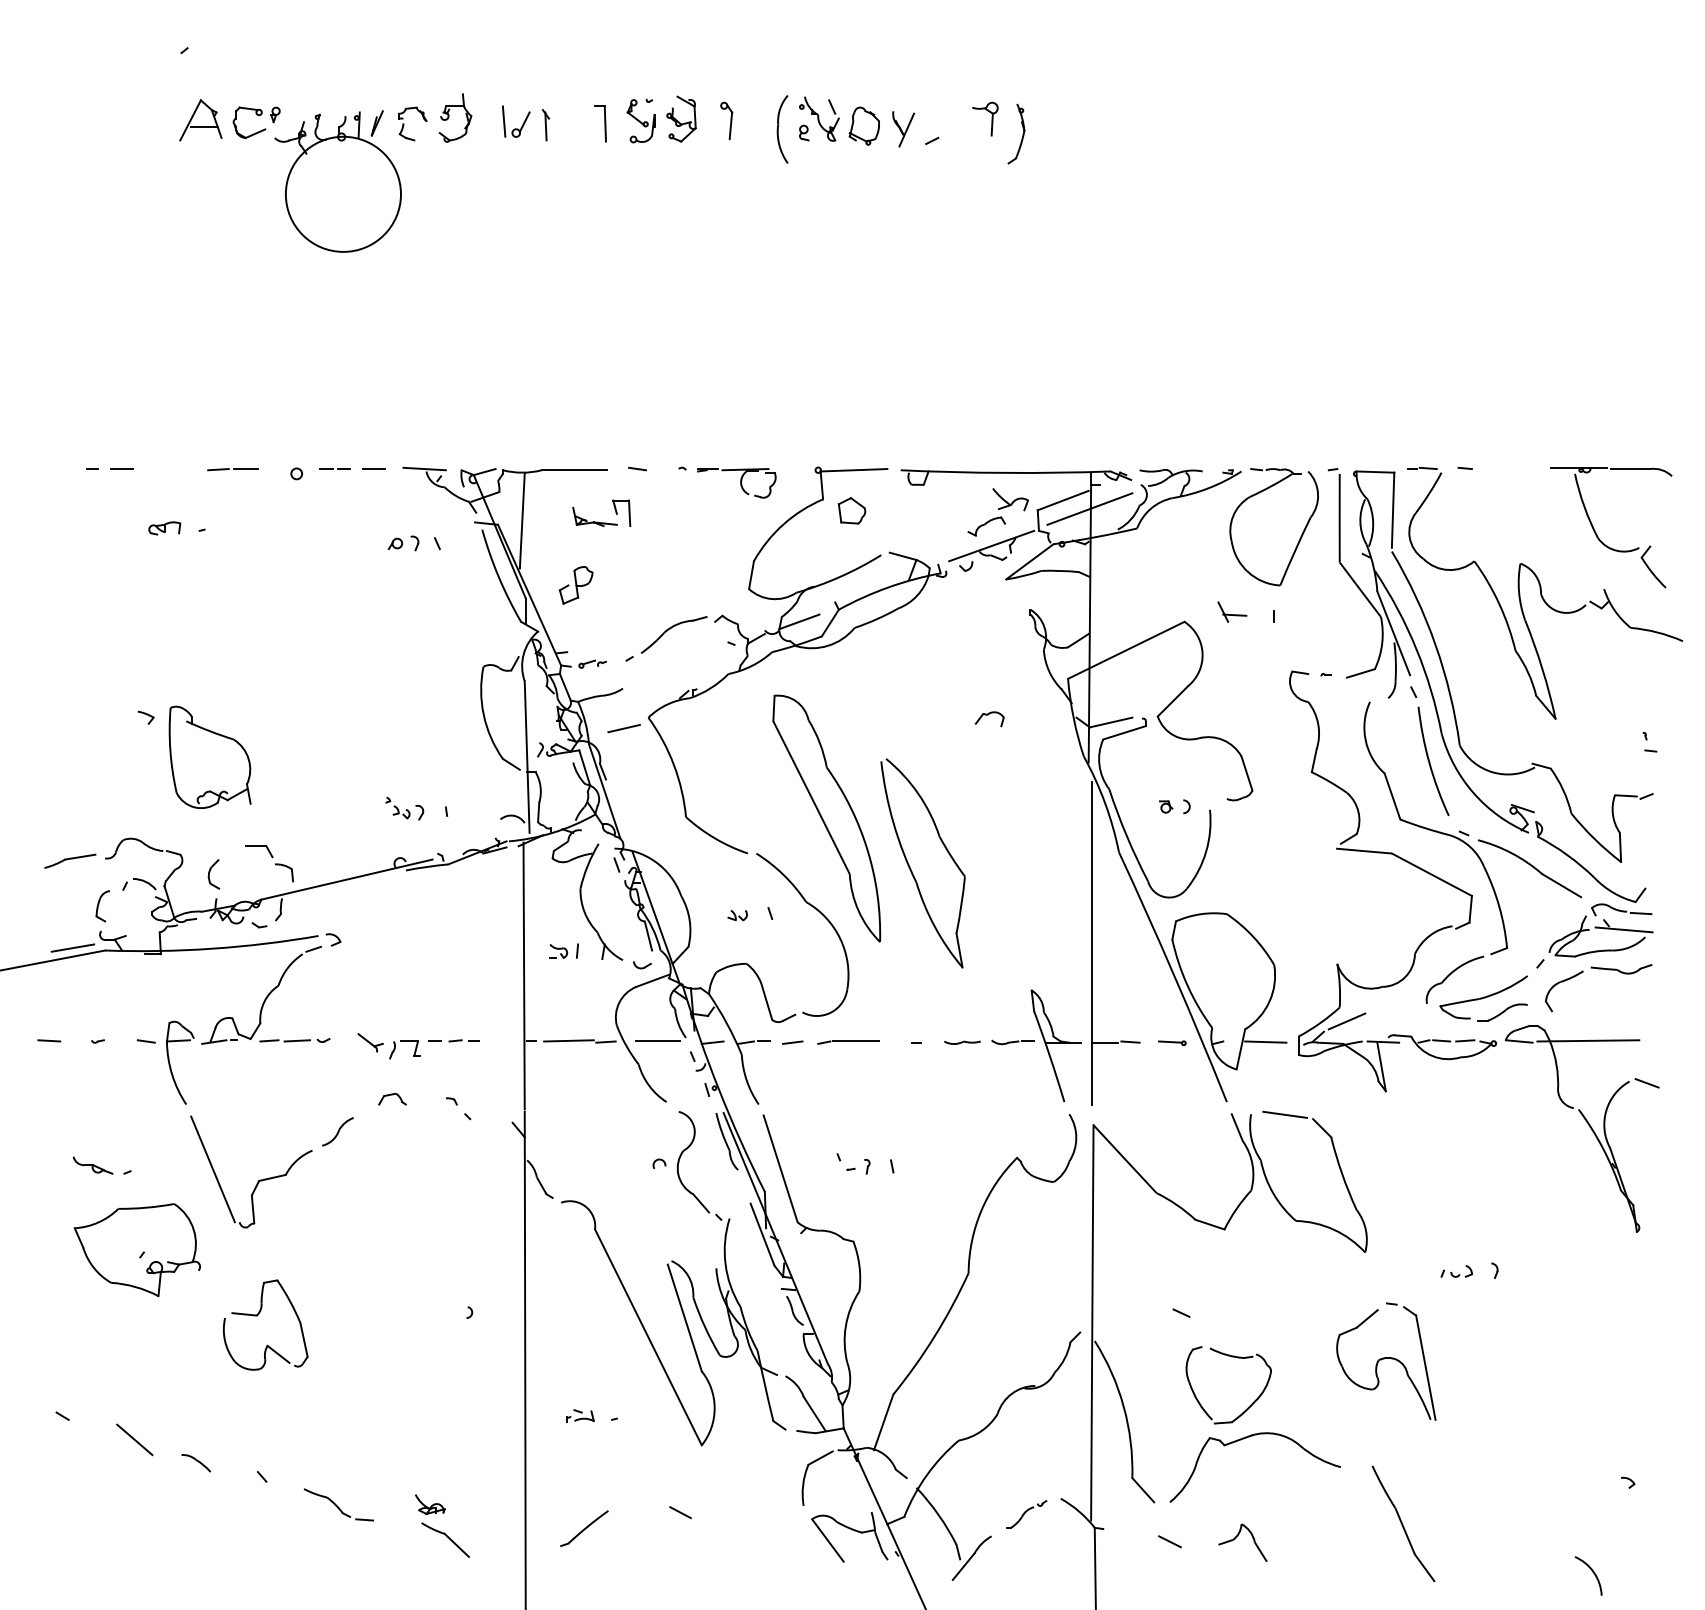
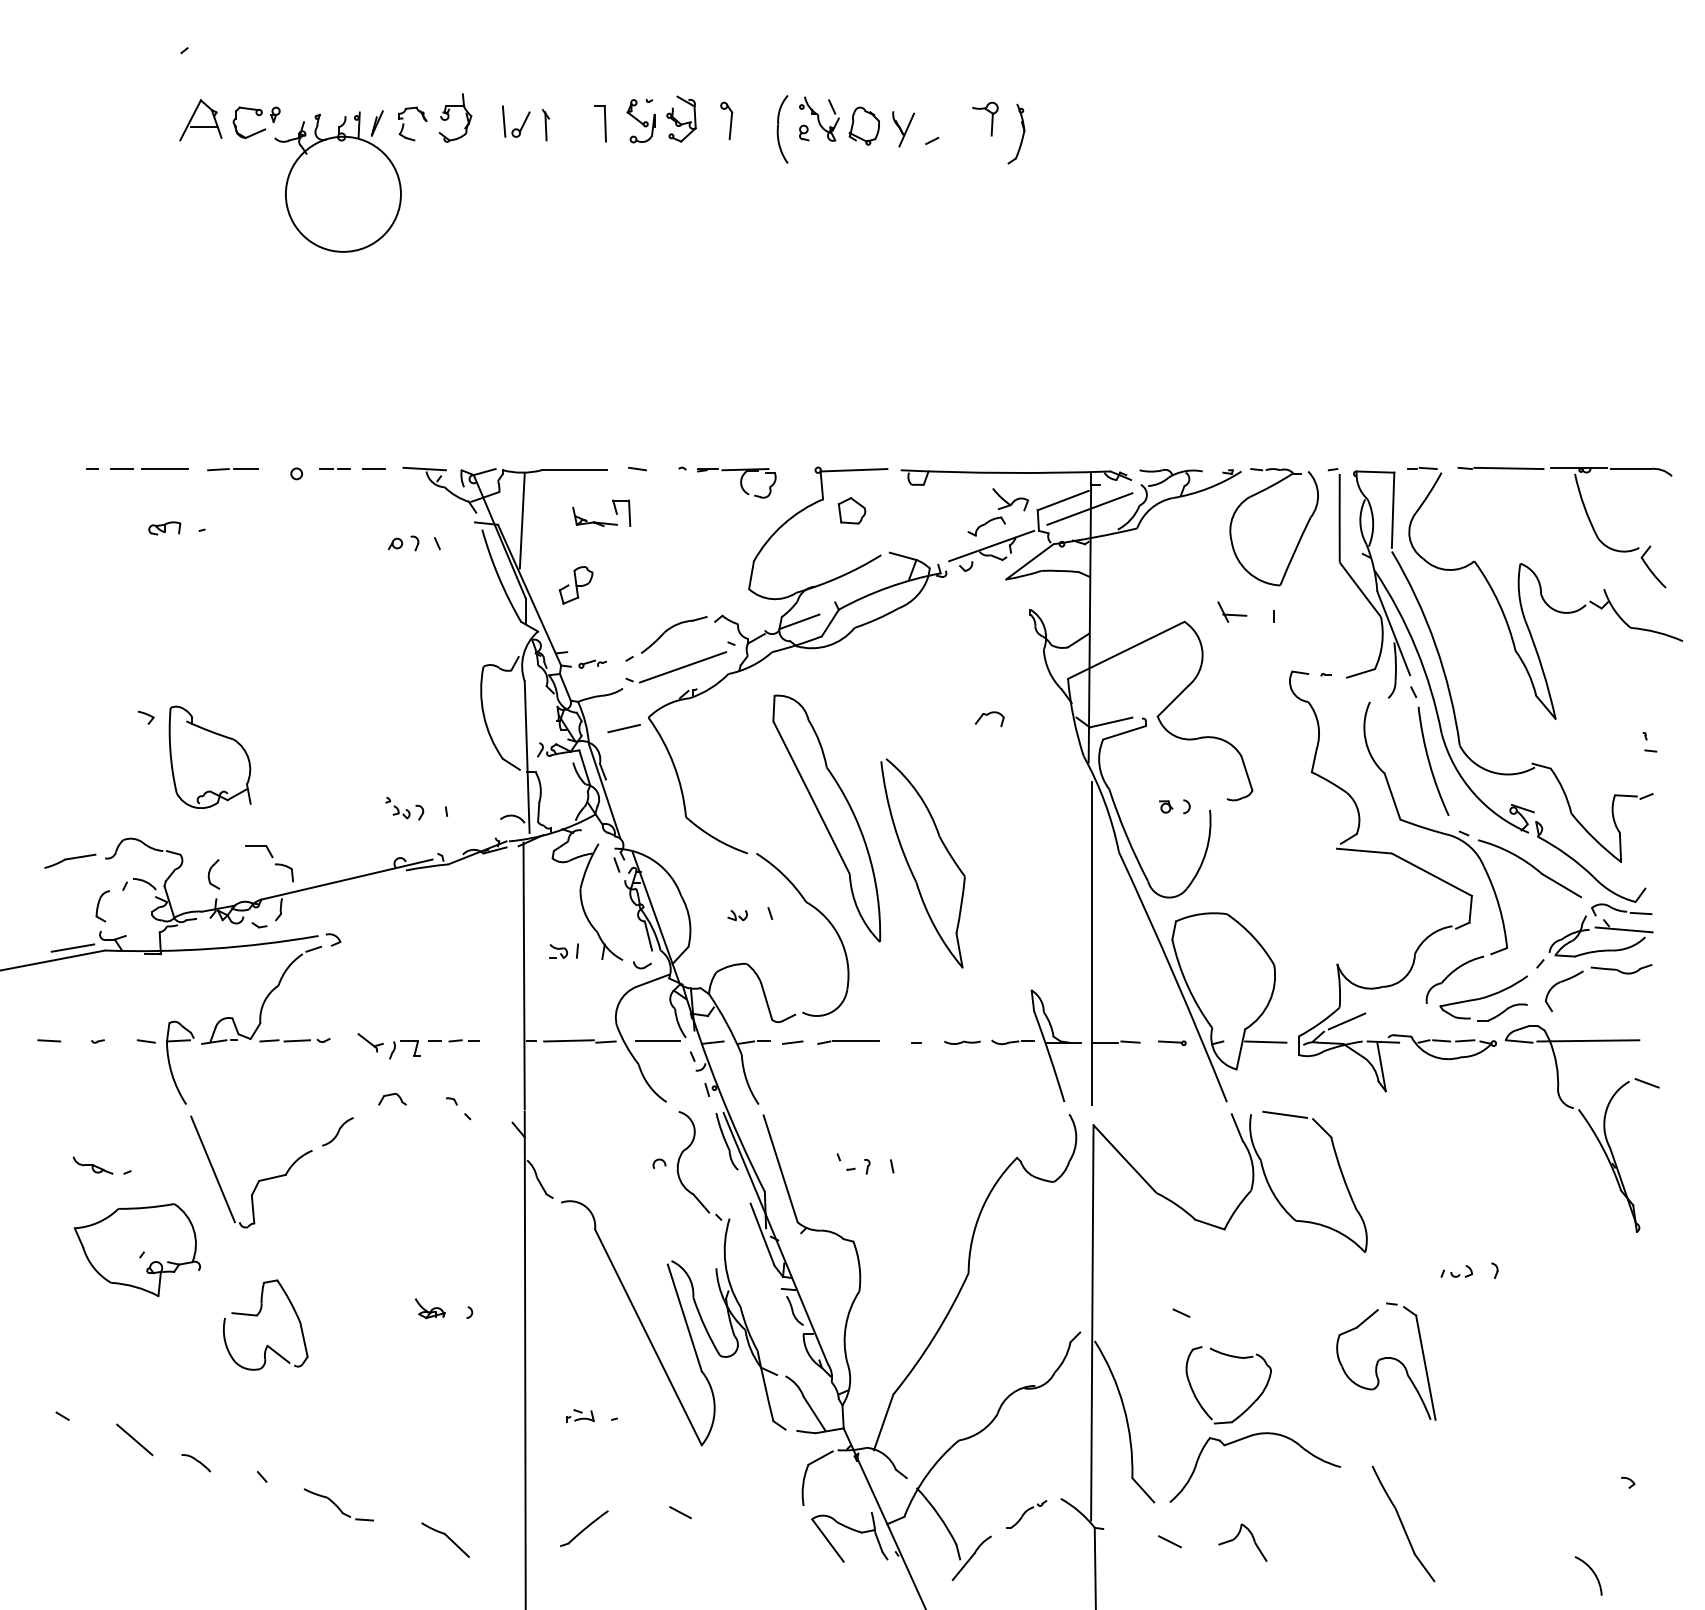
line: none -> present (1508, 468)
line: none -> present (164, 469)
part: none -> present (676, 667)
part position: (430, 1504) -> (430, 1308) (430, 1308)
